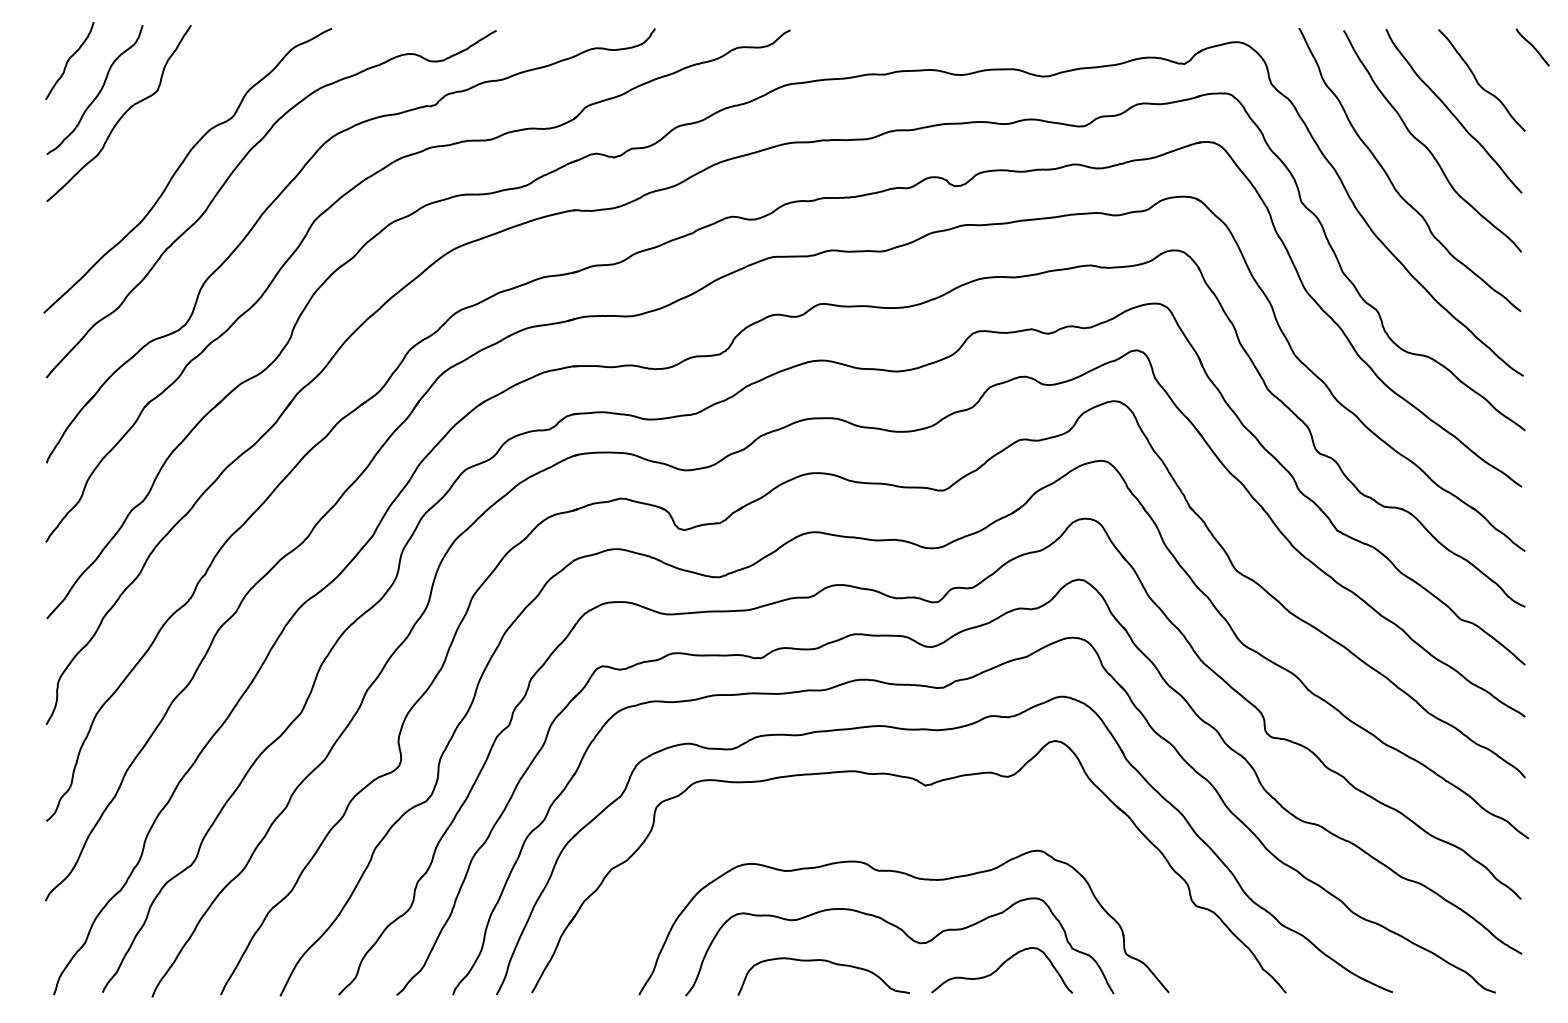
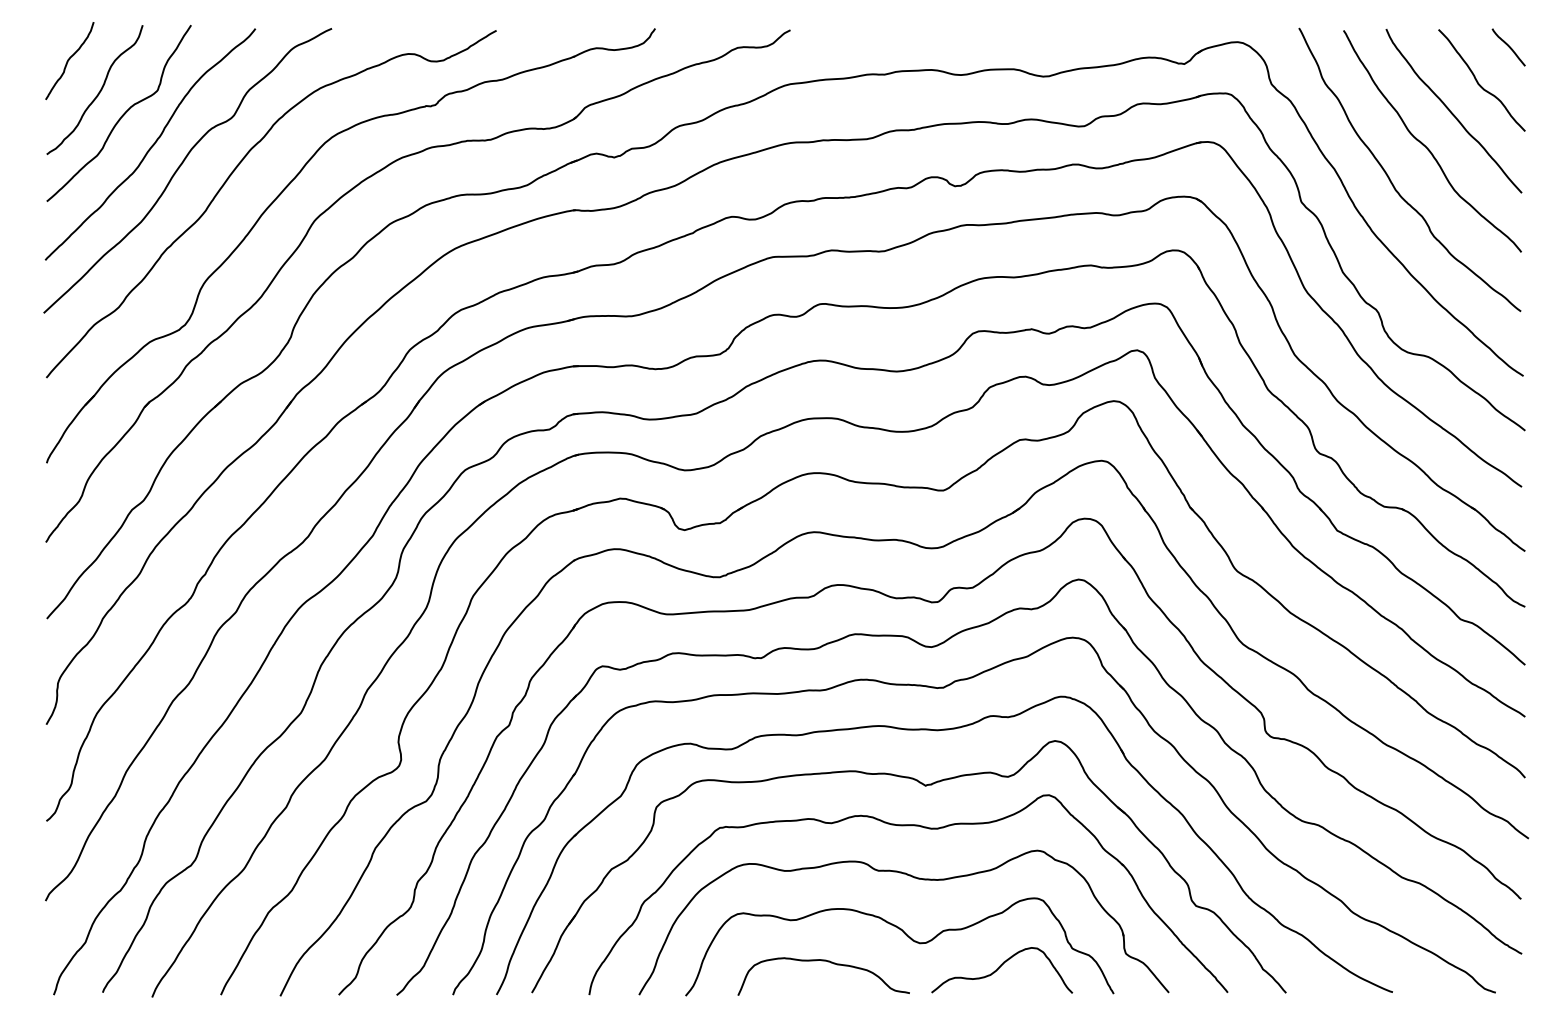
curve position: (1532, 47) -> (1508, 47) (1508, 47)
curve: none -> present (151, 145)
part: none -> present (924, 828)
